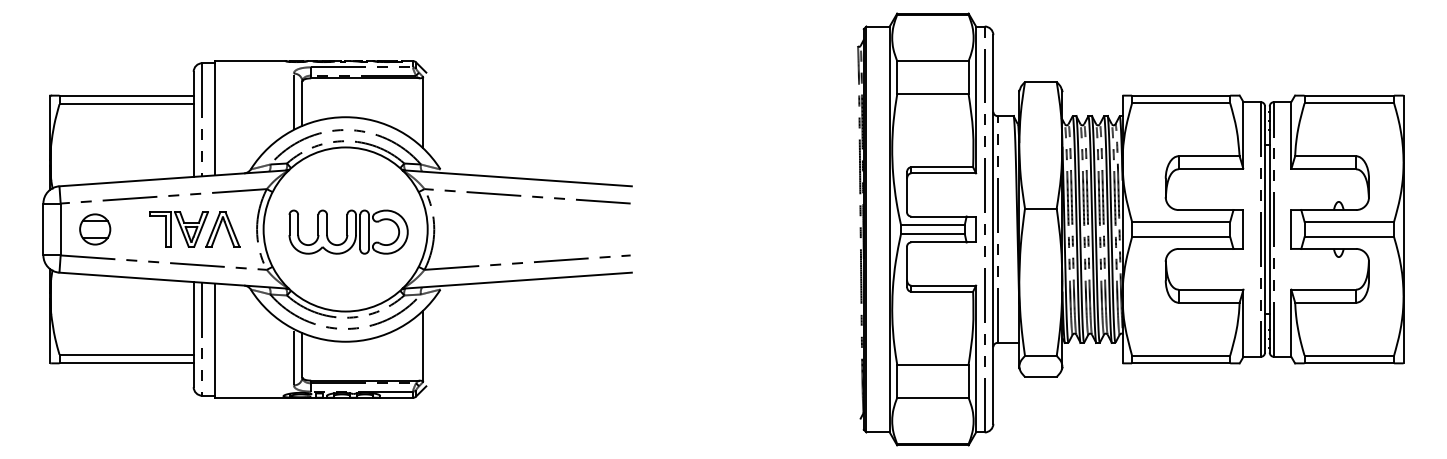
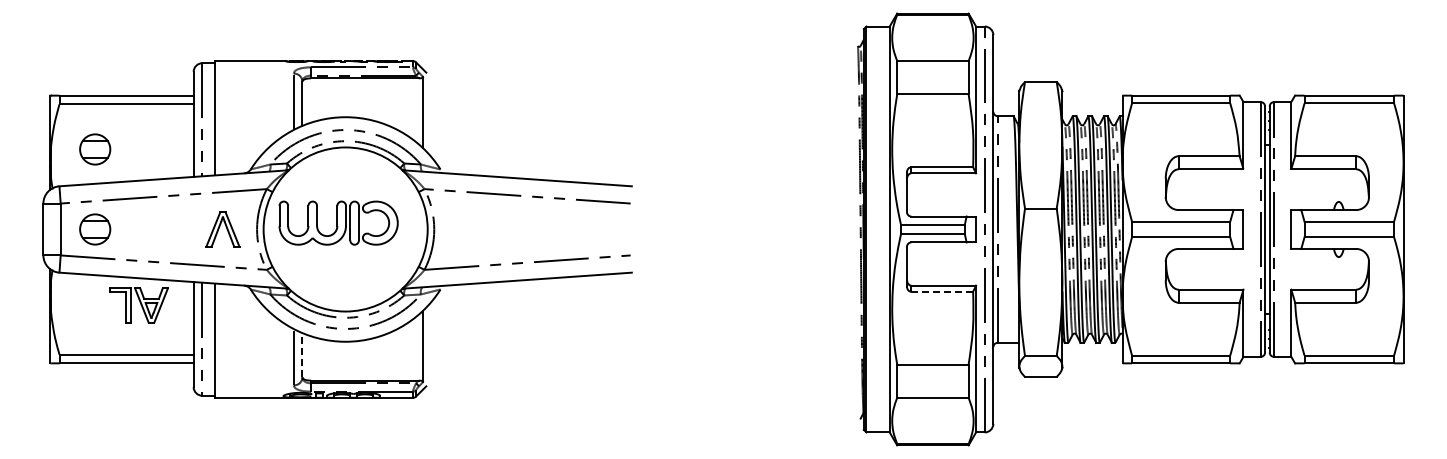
part: none -> present (95, 149)
part position: (178, 229) -> (138, 305) (138, 305)
part position: (348, 231) -> (338, 222) (338, 222)
line: solid -> dashed (942, 291)
line: solid -> dashed (302, 354)
